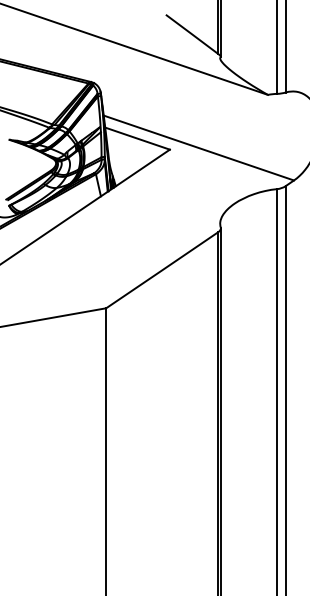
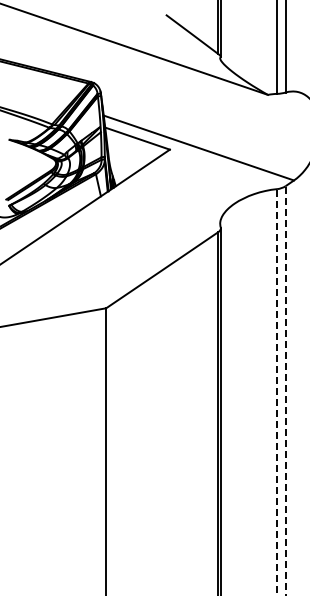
line: solid -> dashed (285, 390)
line: solid -> dashed (277, 391)
